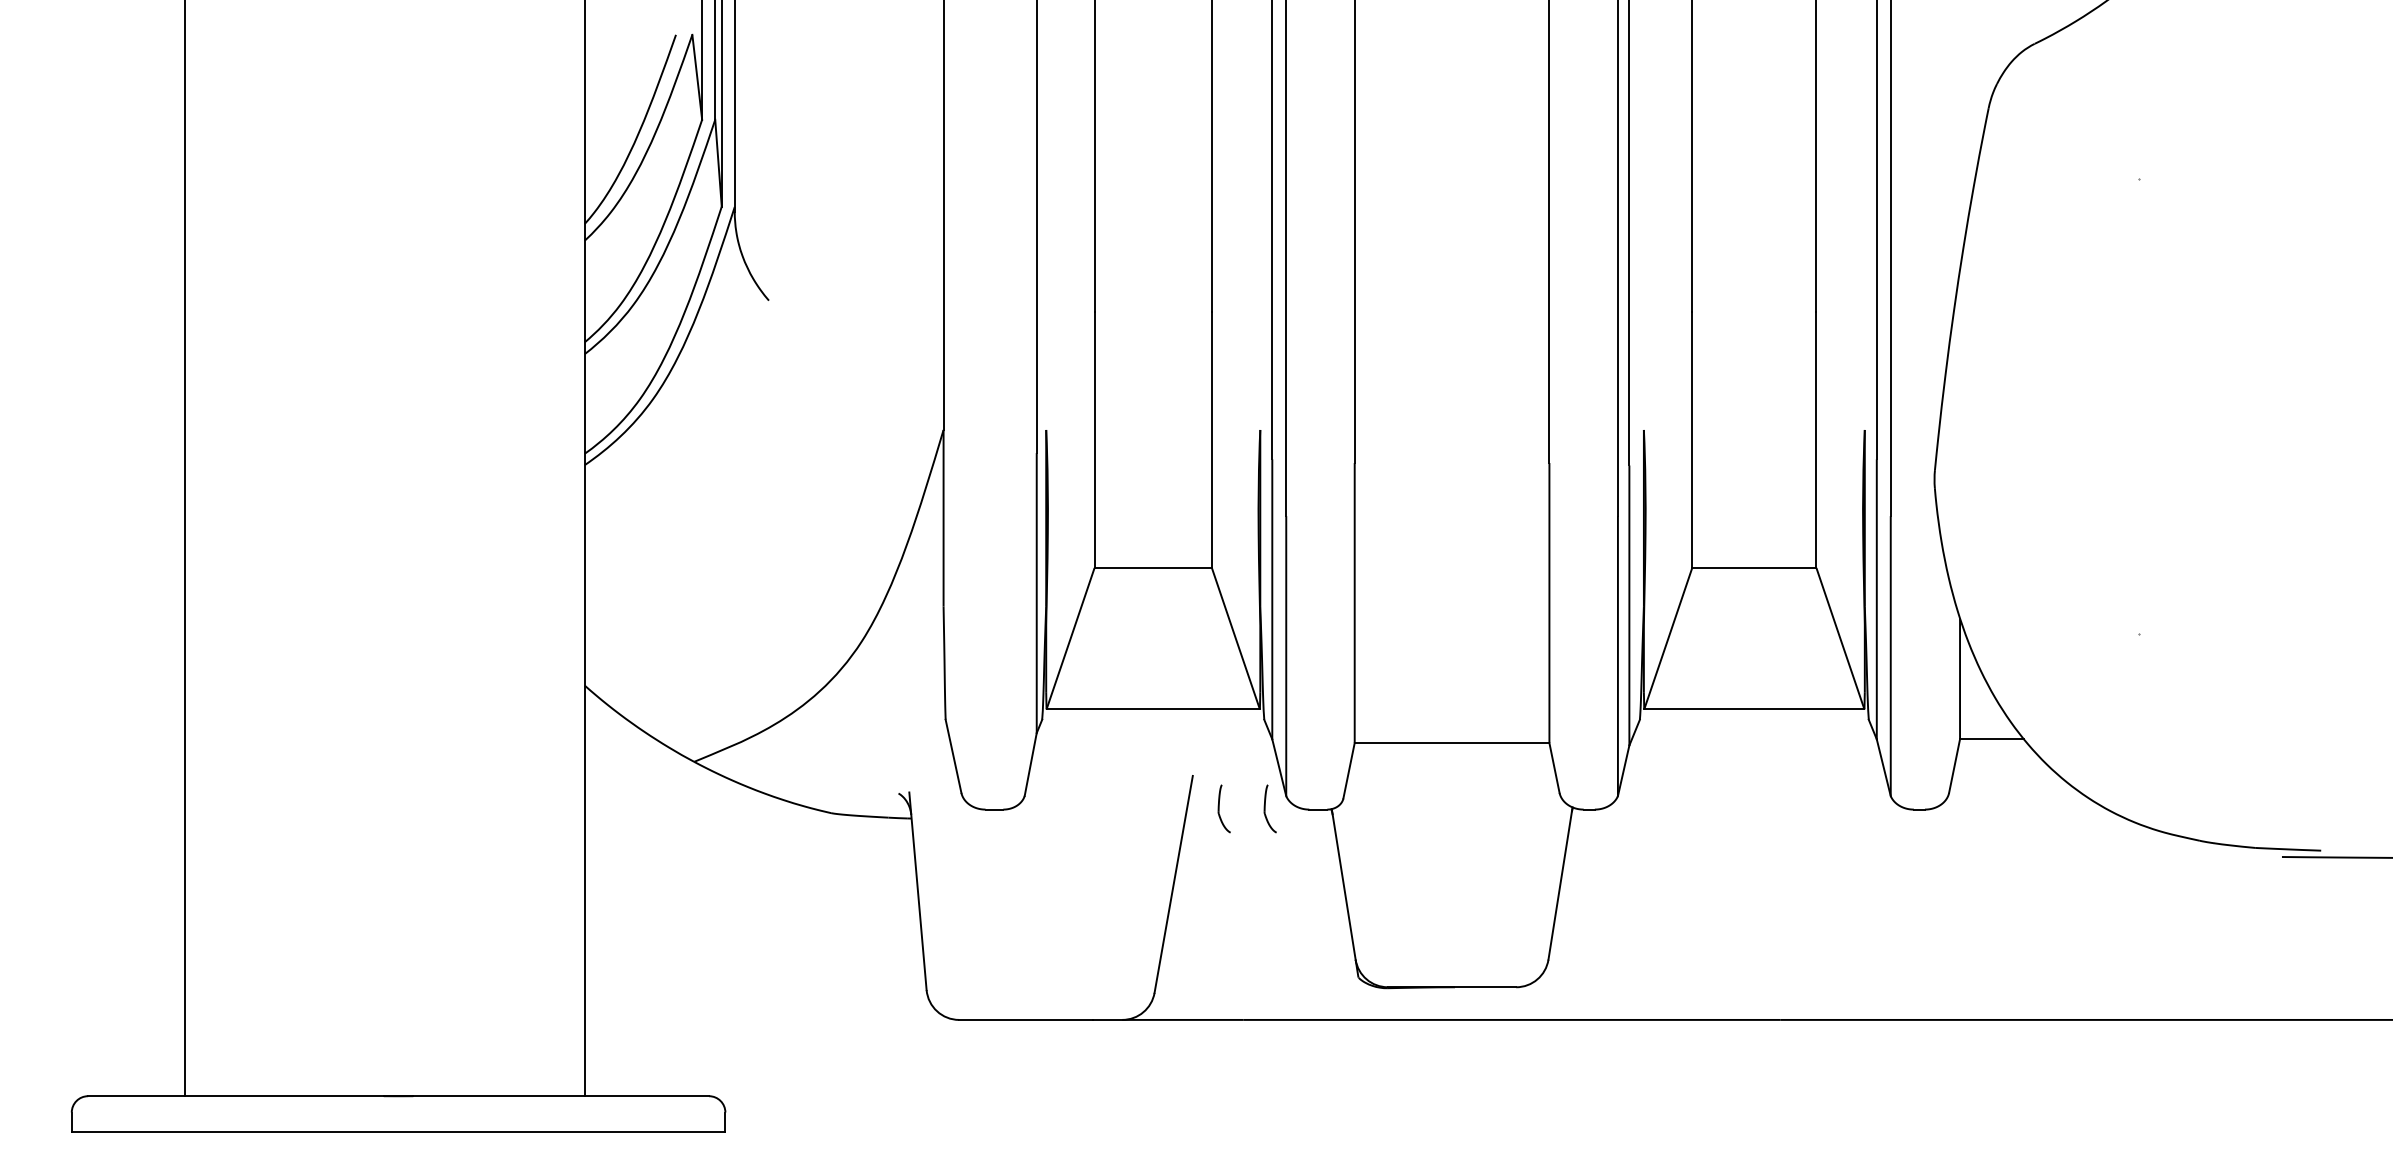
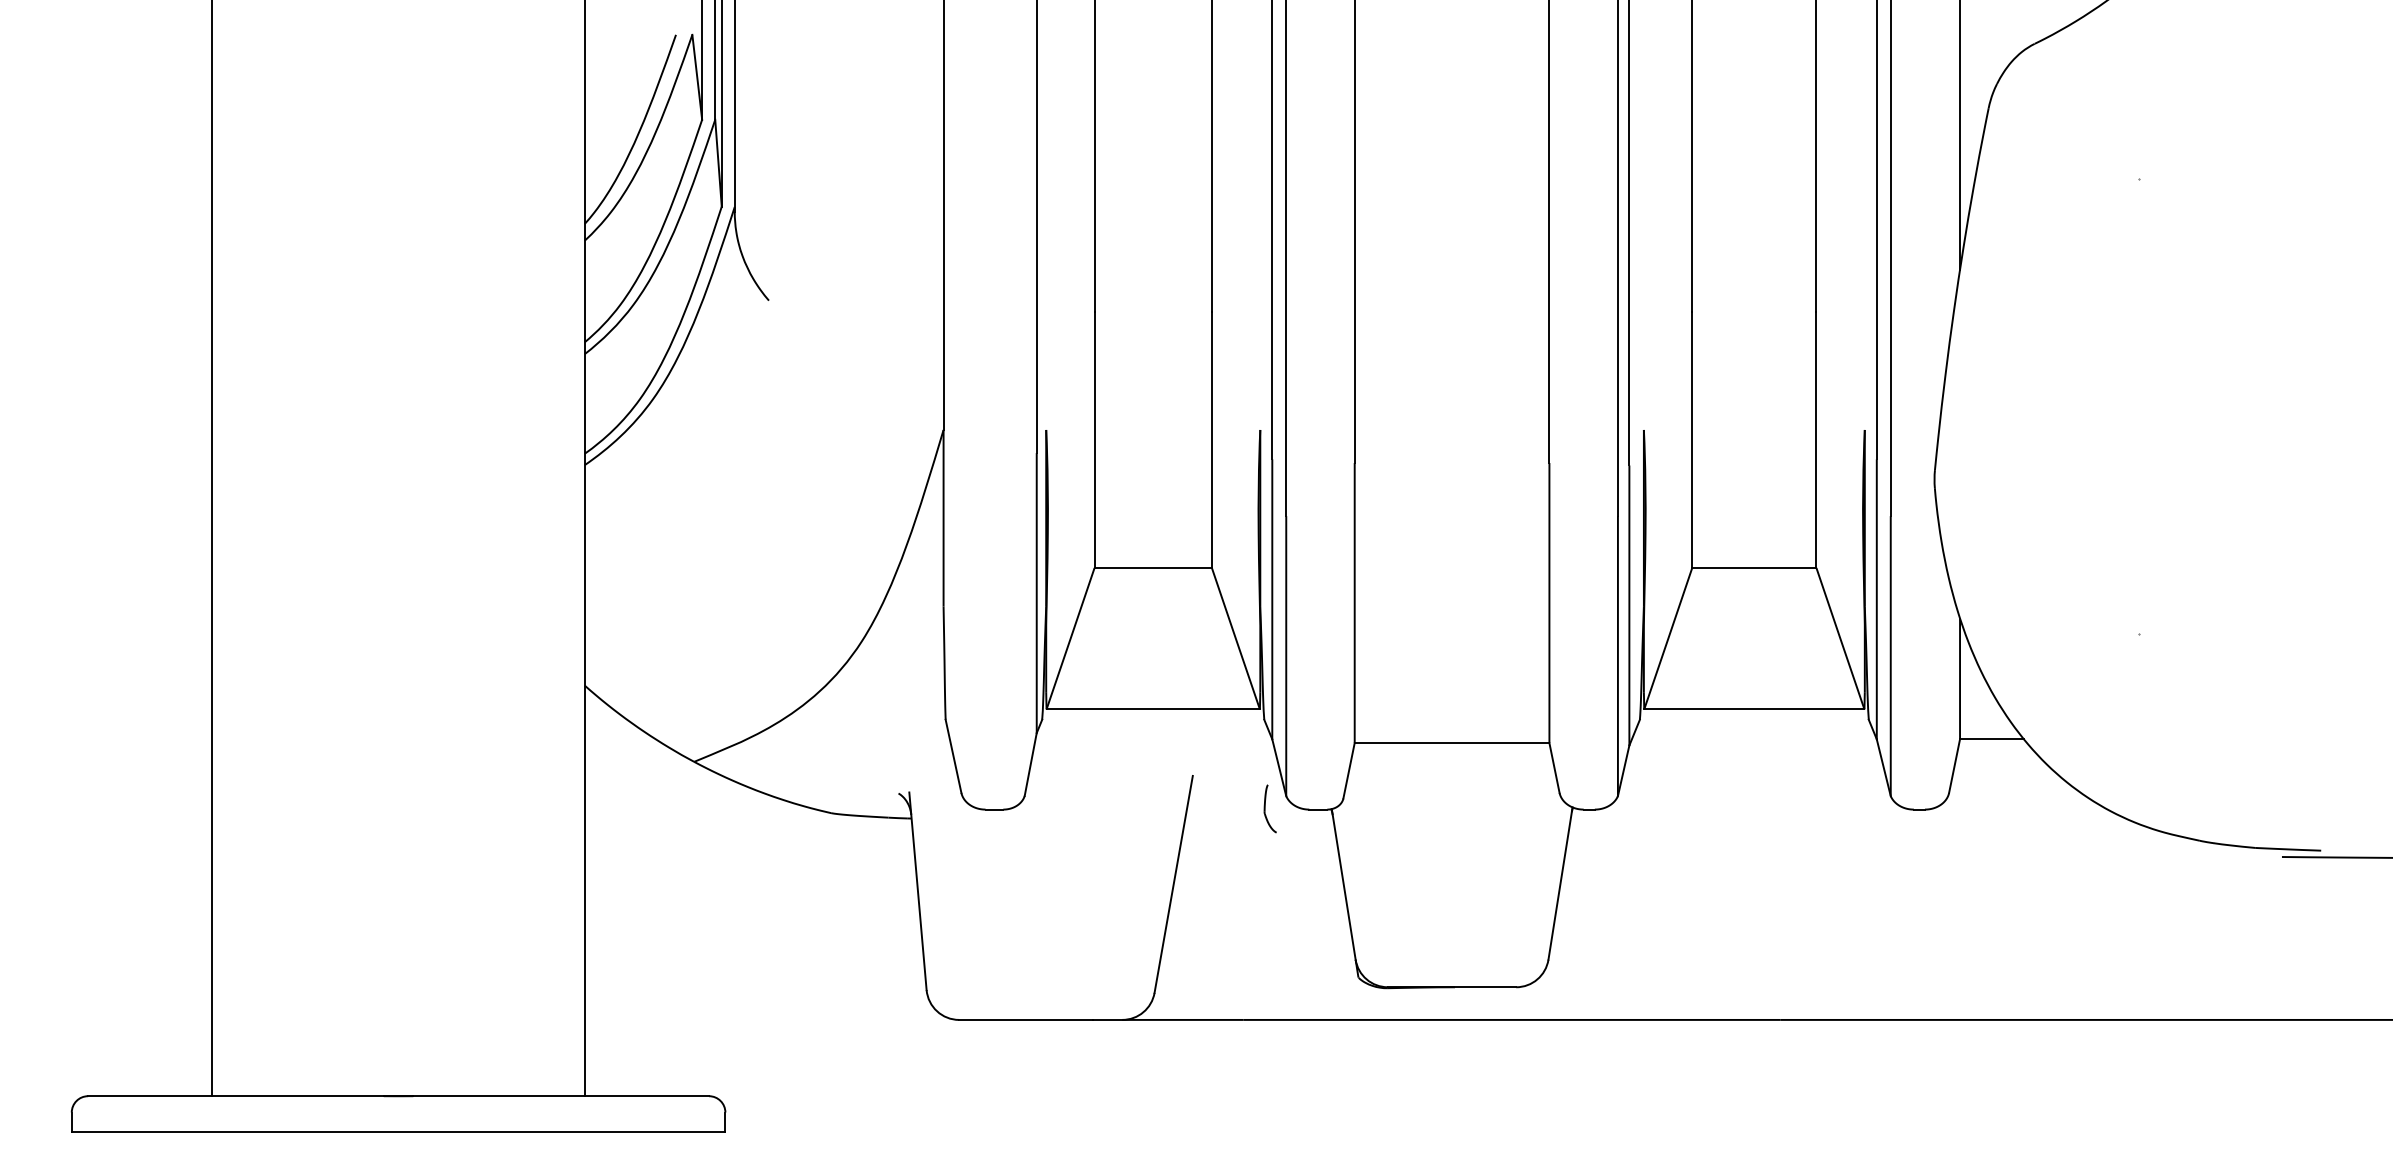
line: none -> present (1960, 135)
line position: (185, 549) -> (212, 549) (212, 549)
part: present -> none (1223, 808)
